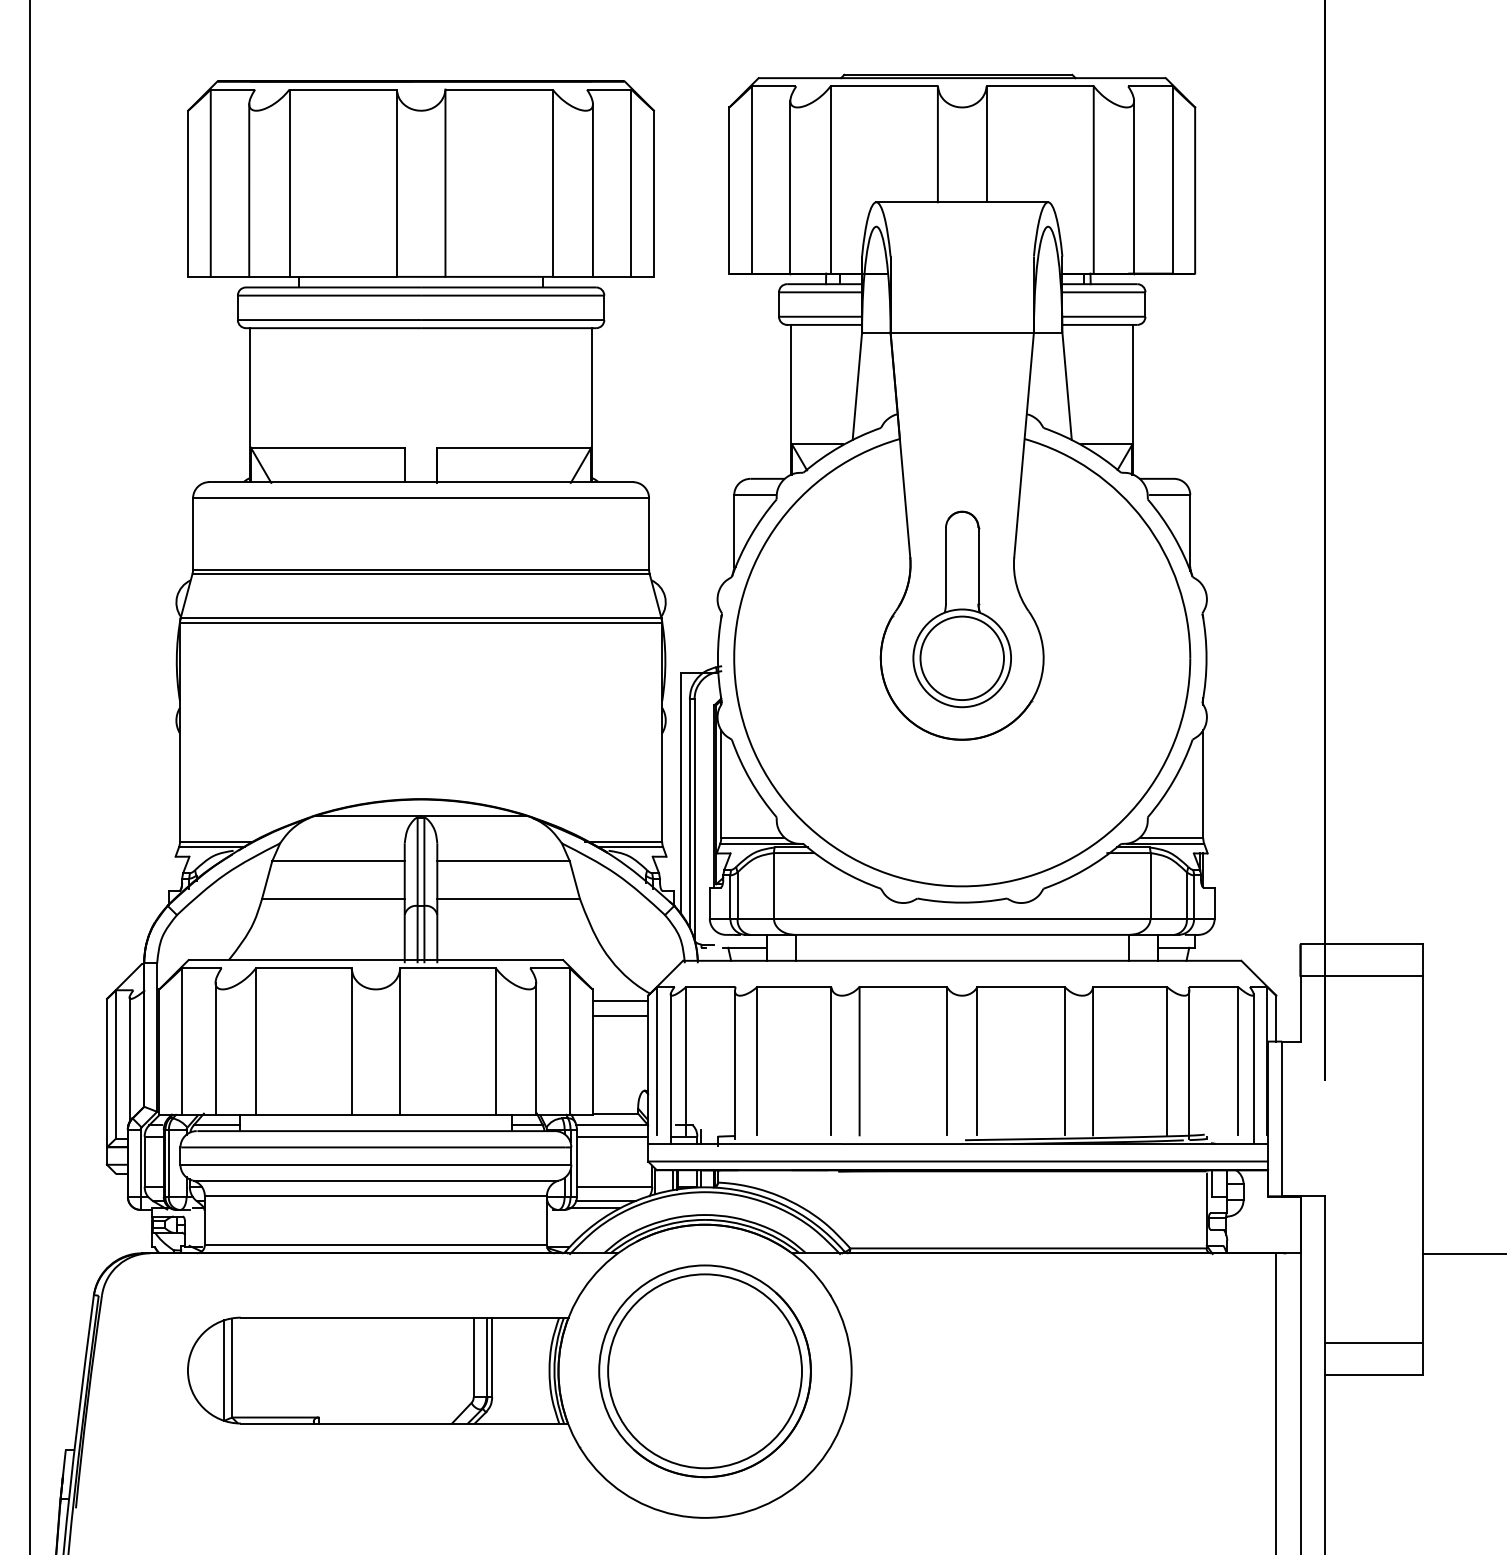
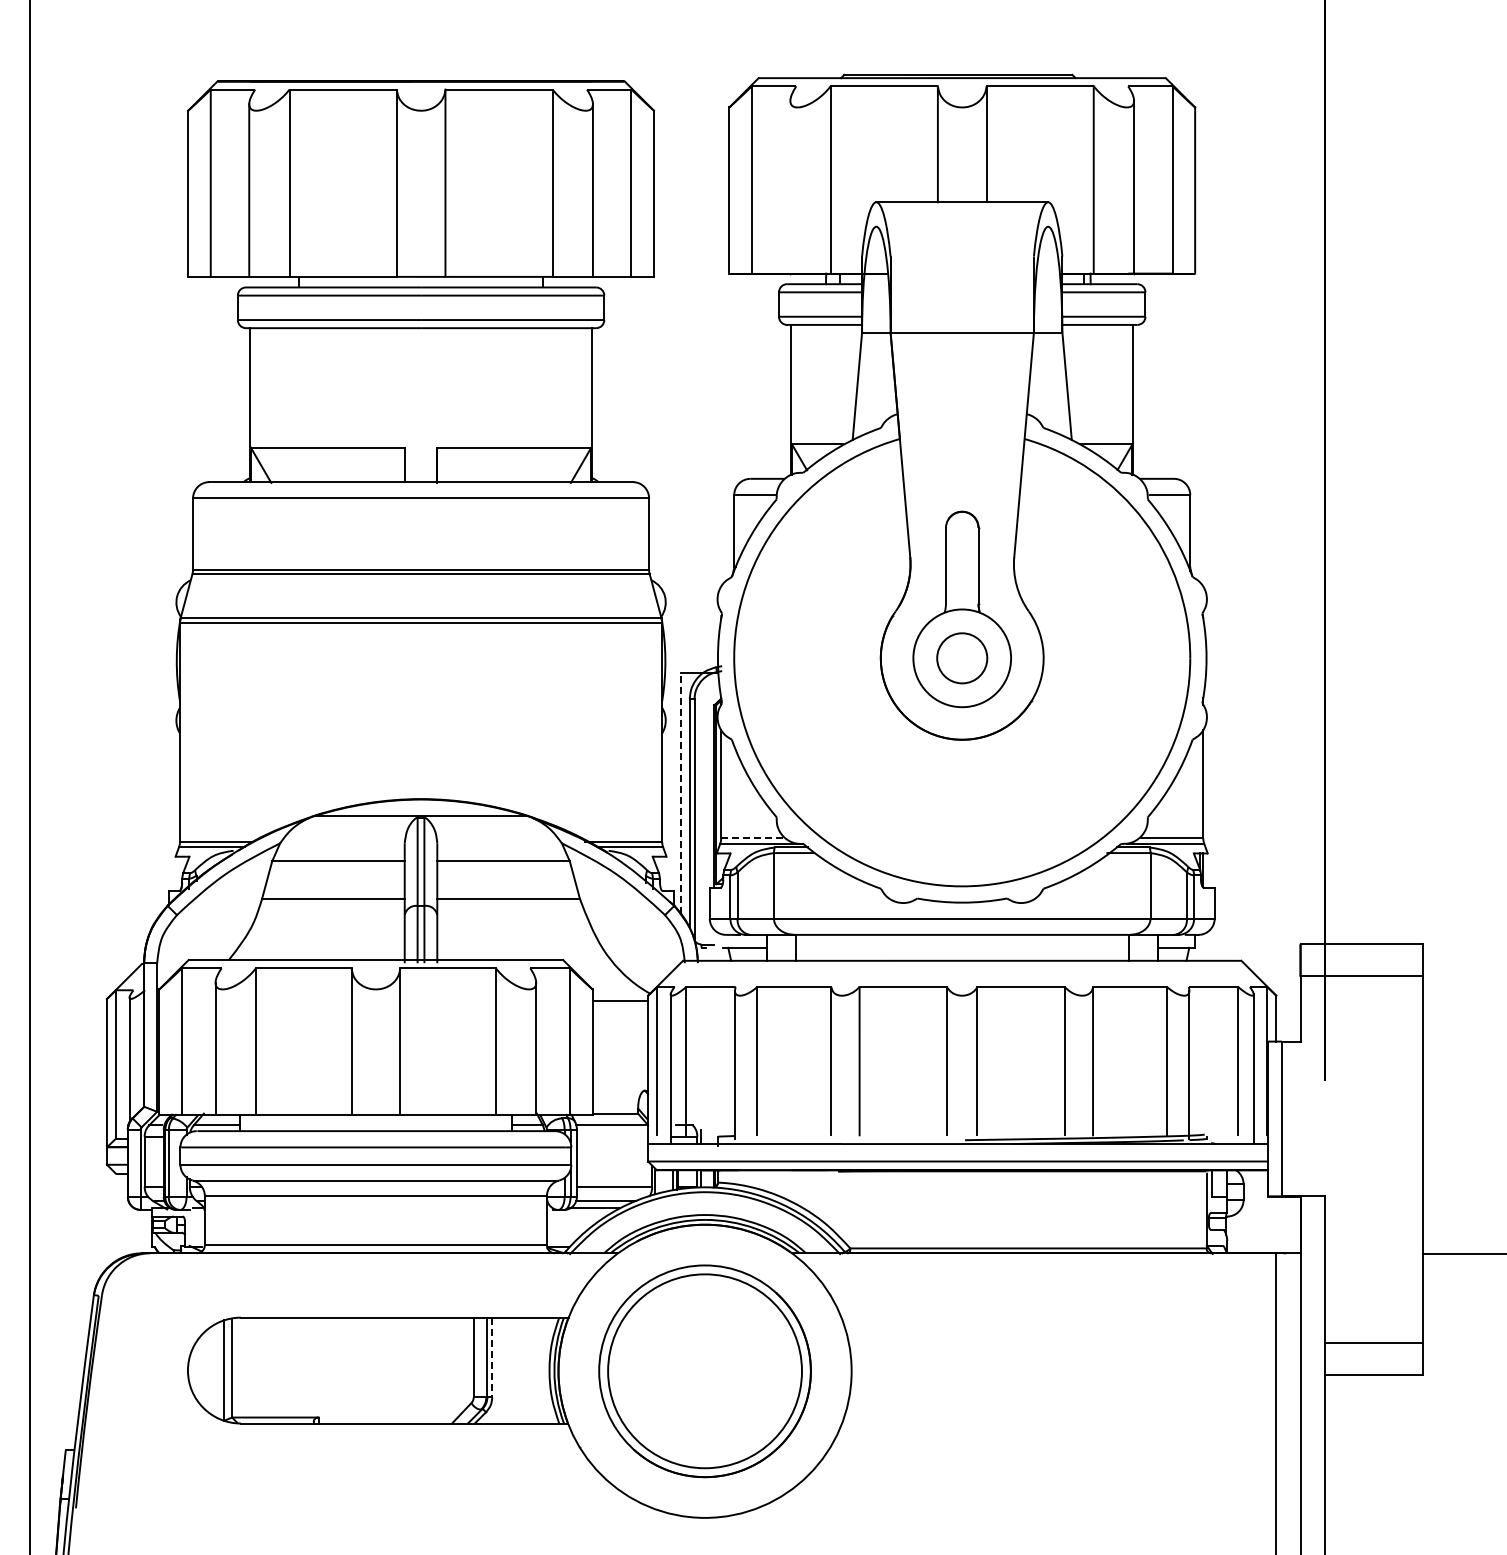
line: present -> none (790, 186)
circle diameter: 83 px -> 50 px (962, 658)
line: solid -> dashed (681, 793)
line: solid -> dashed (753, 838)
line: present -> none (620, 1016)
line: present -> none (612, 1136)
line: solid -> dashed (492, 1357)
